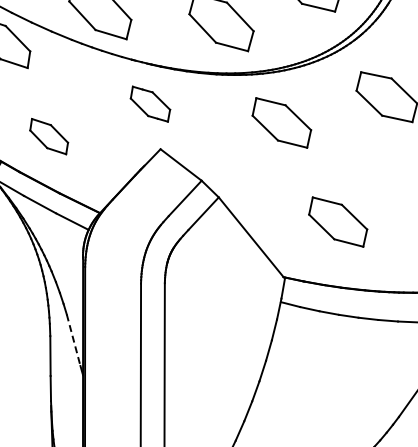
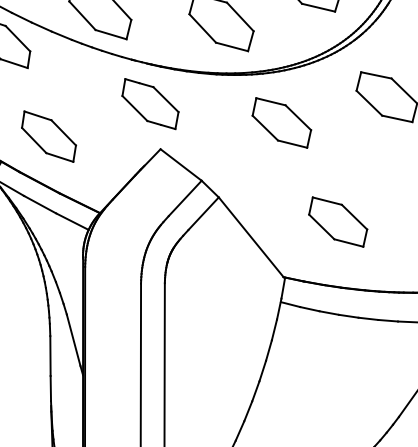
part size: 43x38 px -> 59x53 px (150, 104)
part size: 41x38 px -> 57x53 px (49, 136)
line: dashed -> solid (73, 340)
